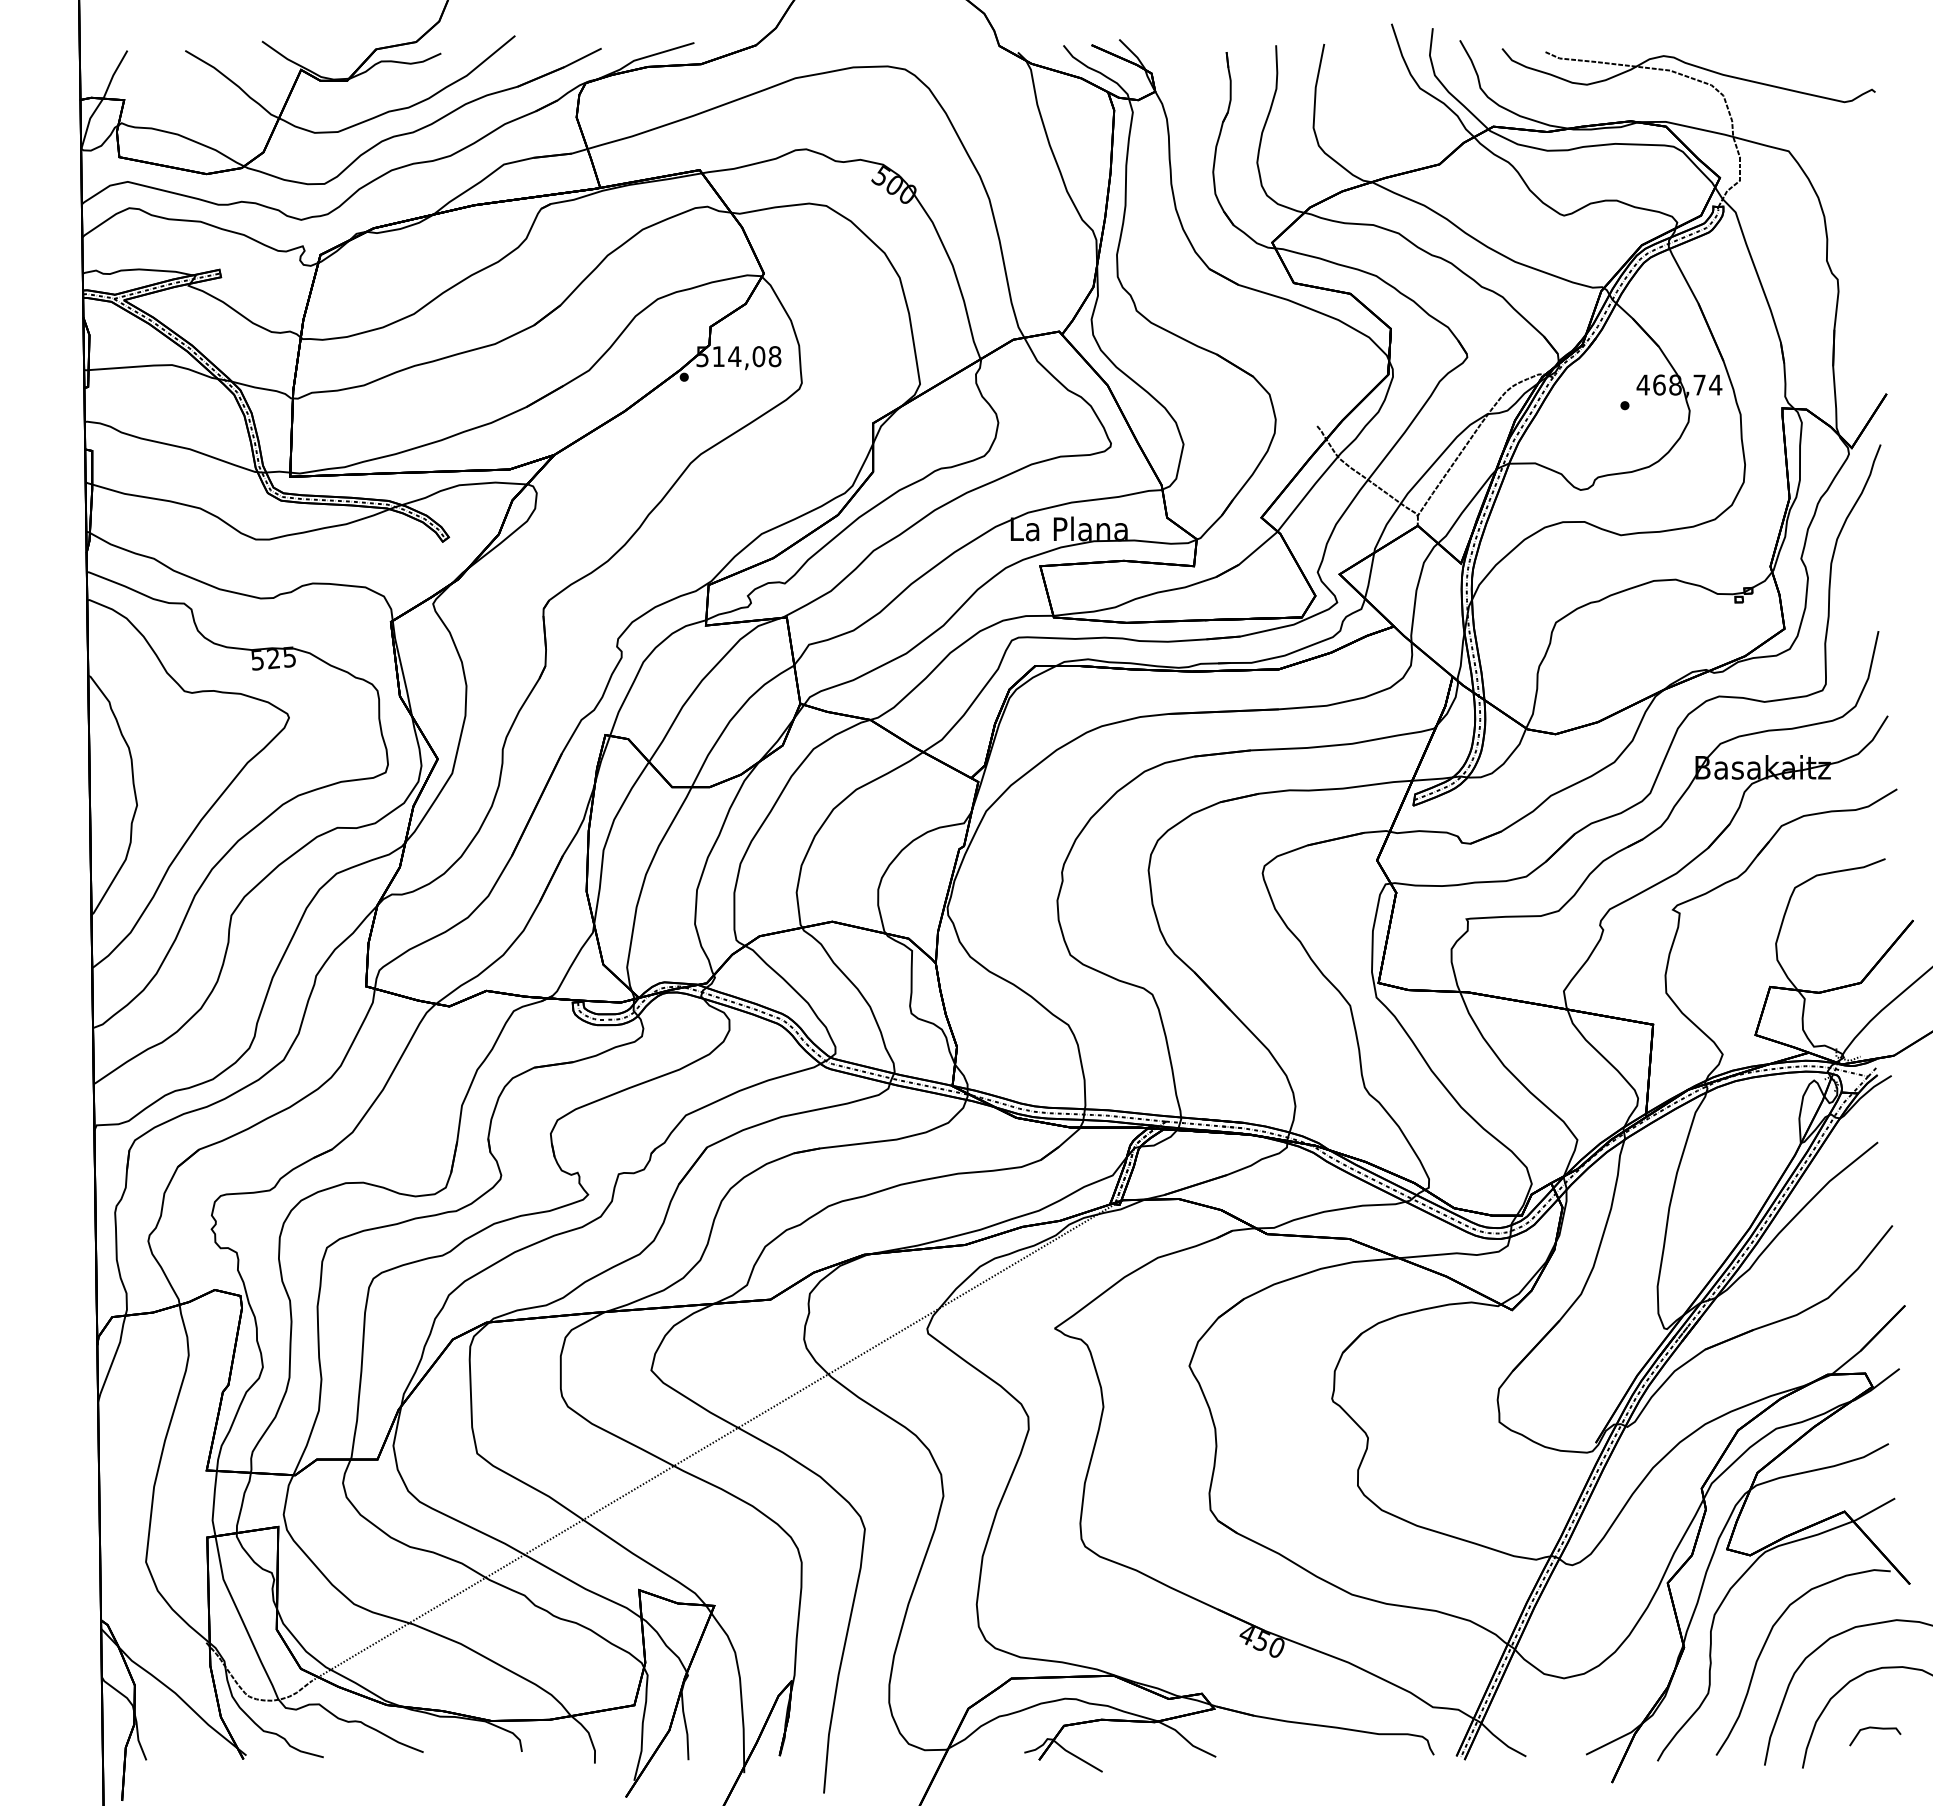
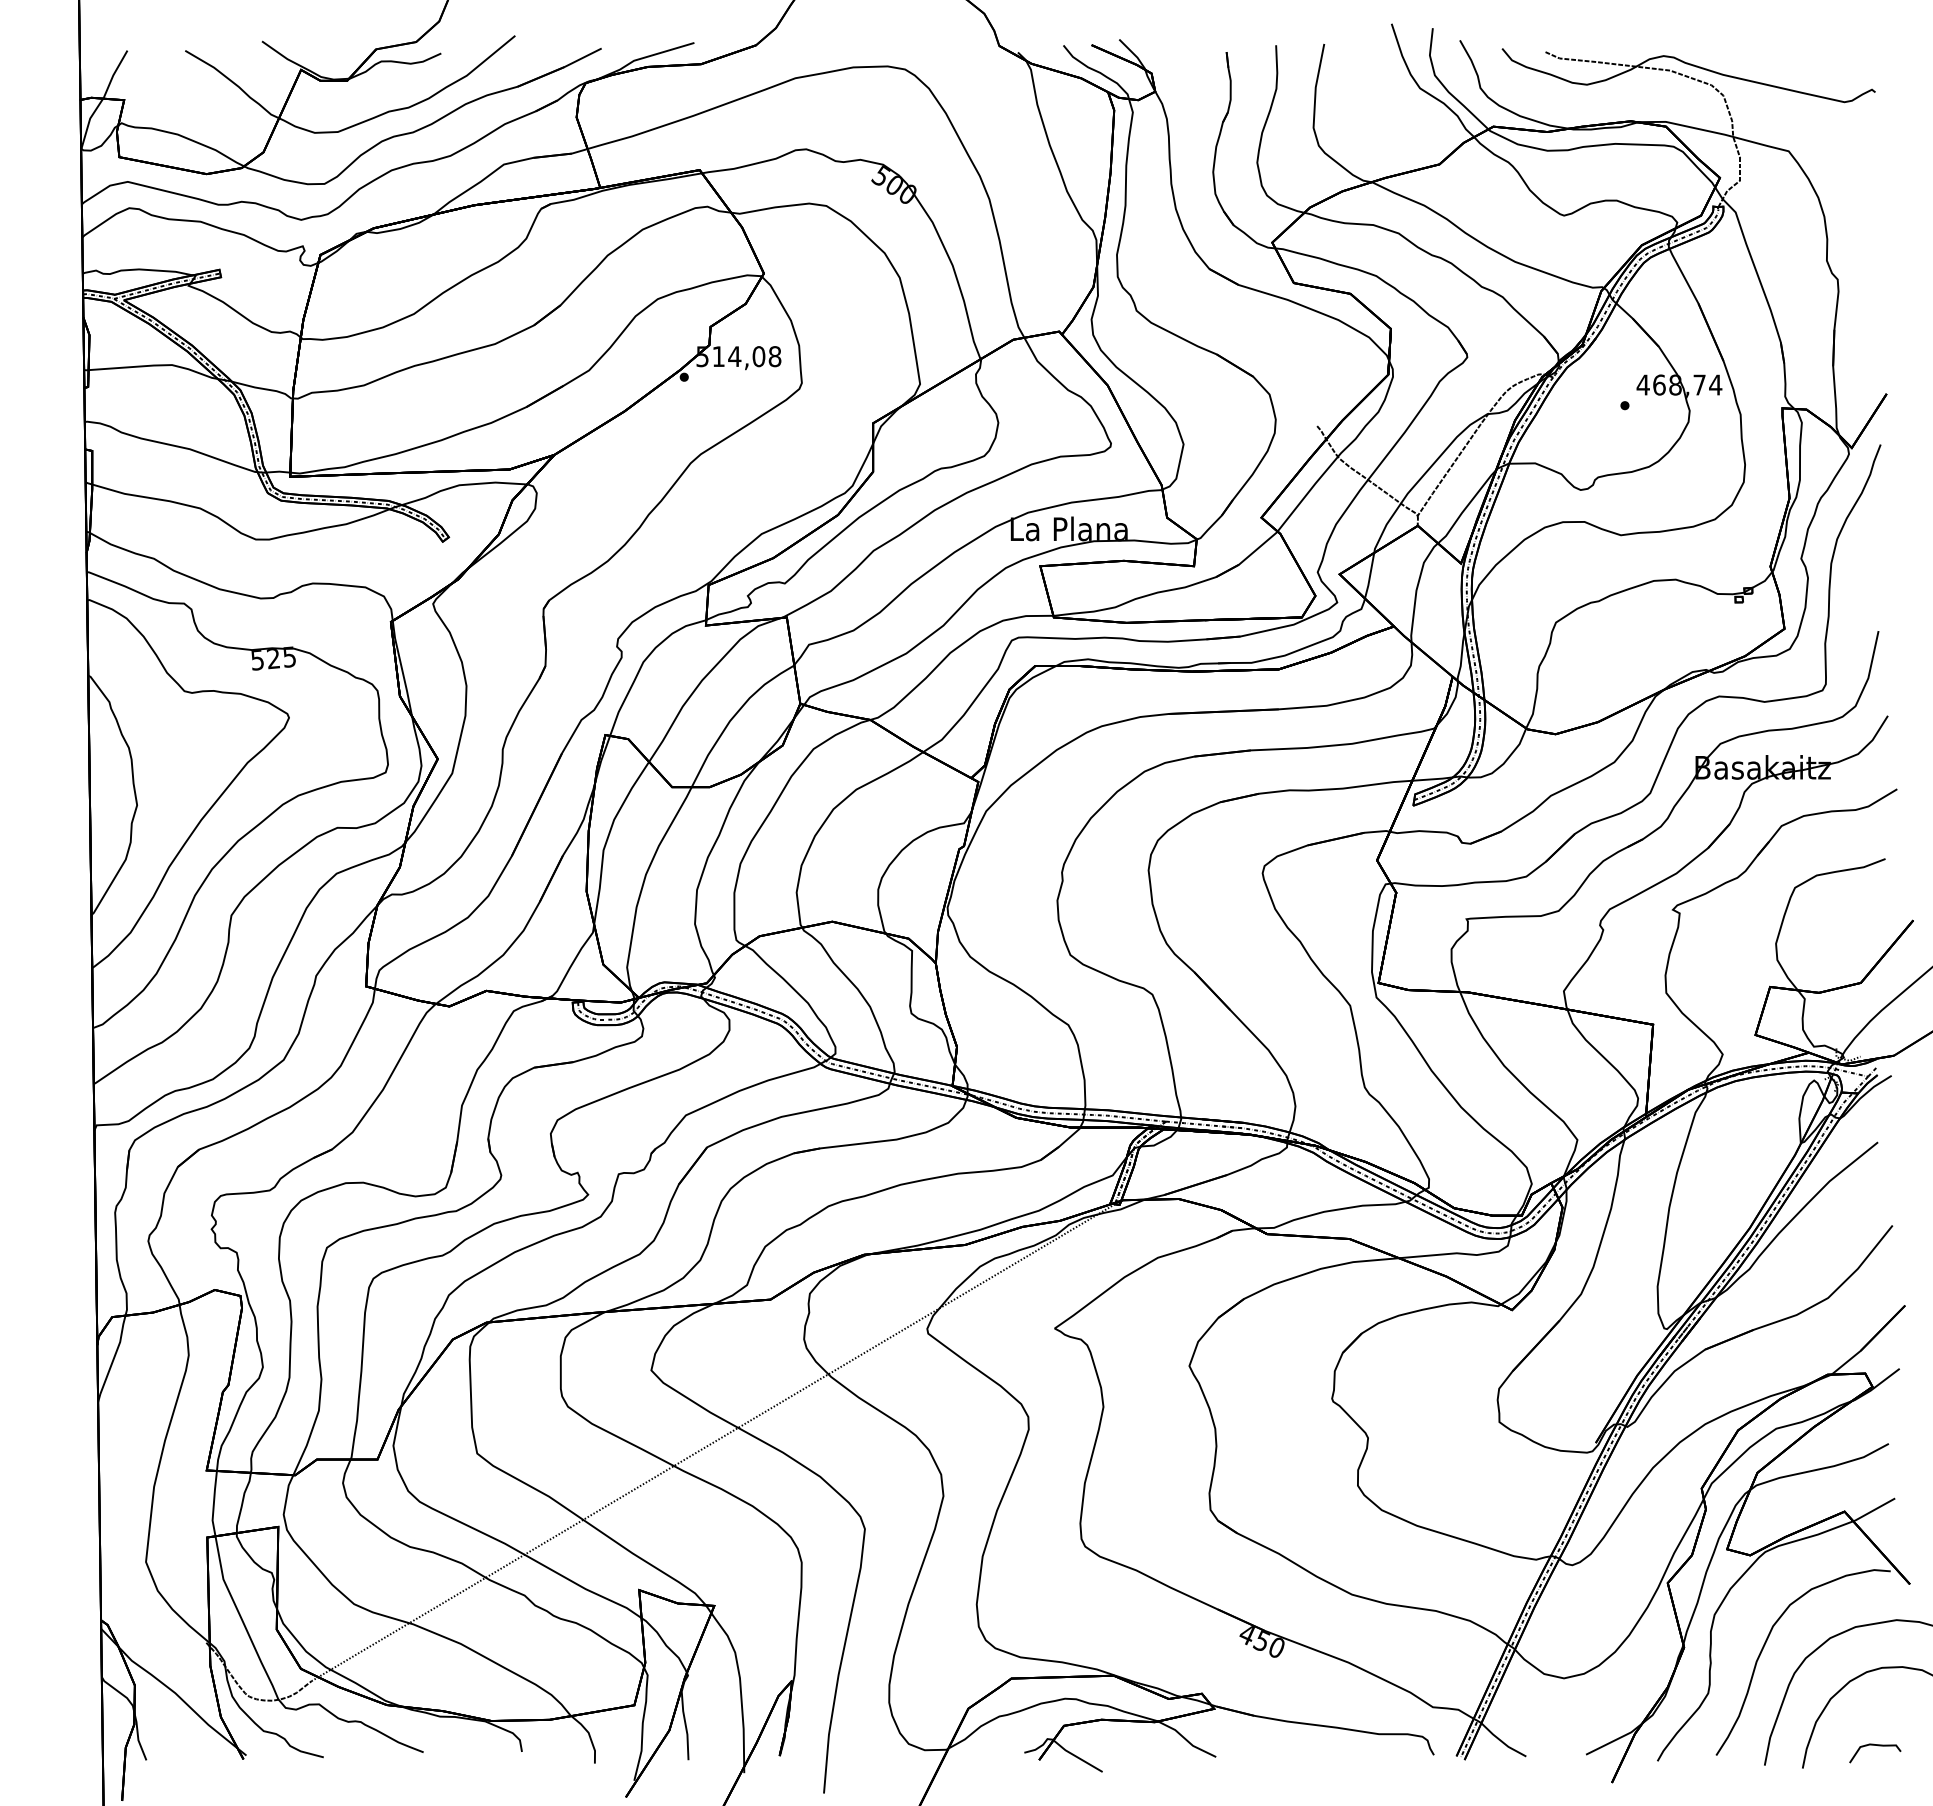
curve position: (1878, 1729) -> (1878, 1746) (1878, 1746)
